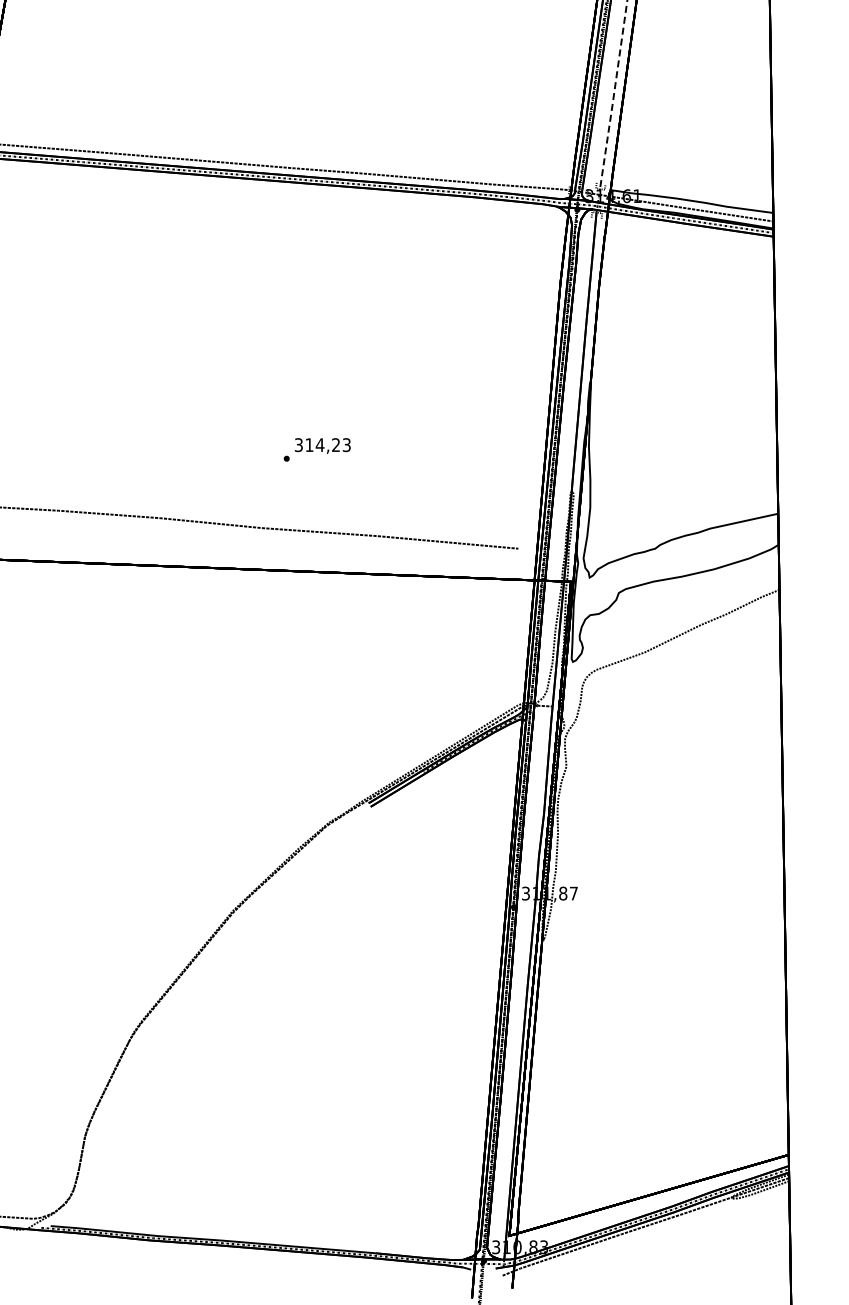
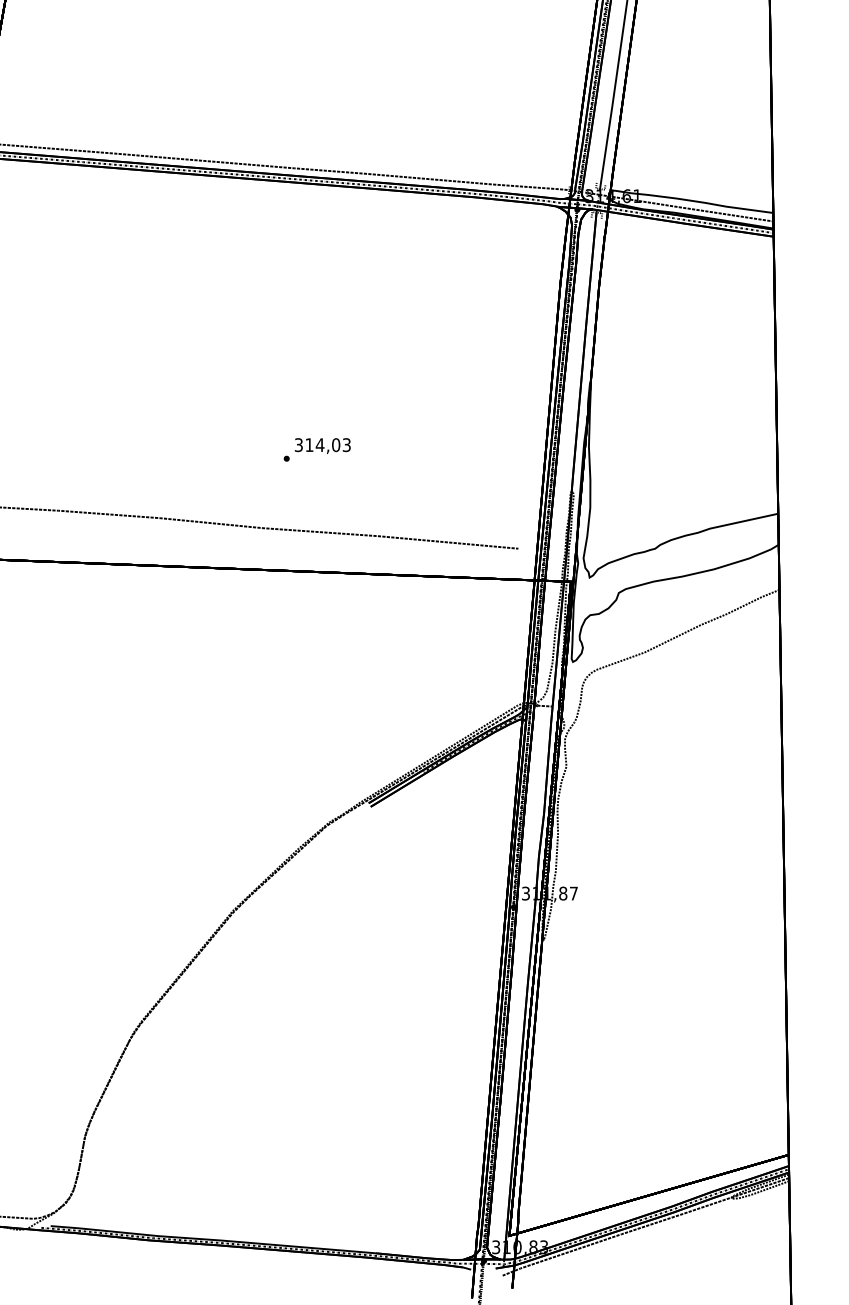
line: dashed -> solid (613, 96)
text: 314,23 -> 314,03 (336, 445)
